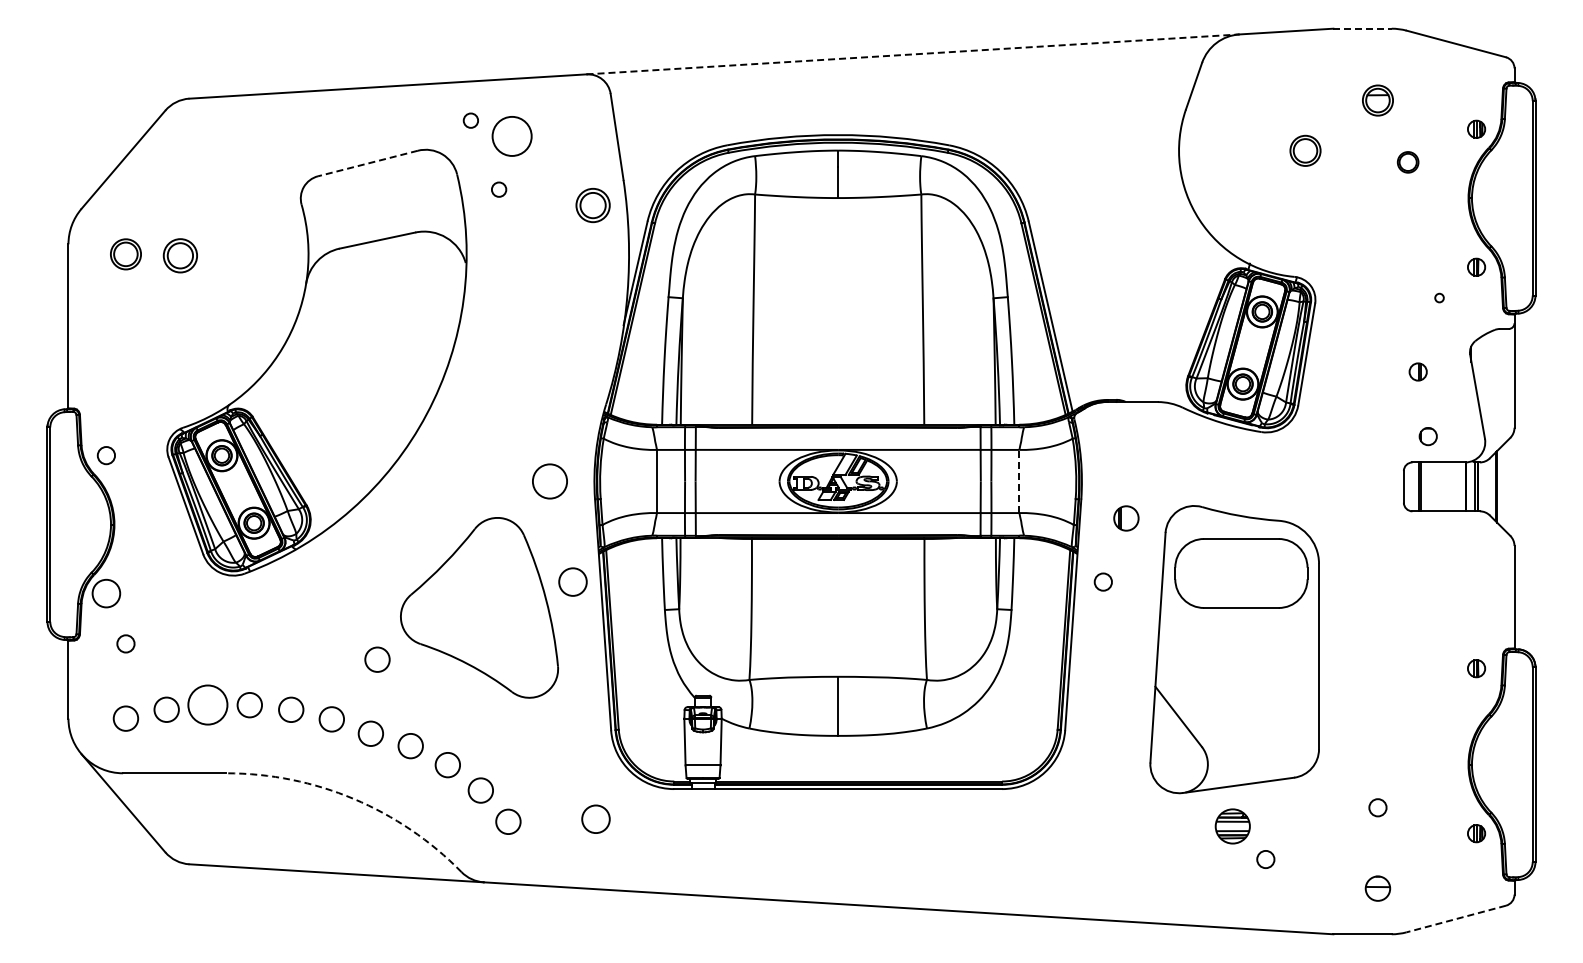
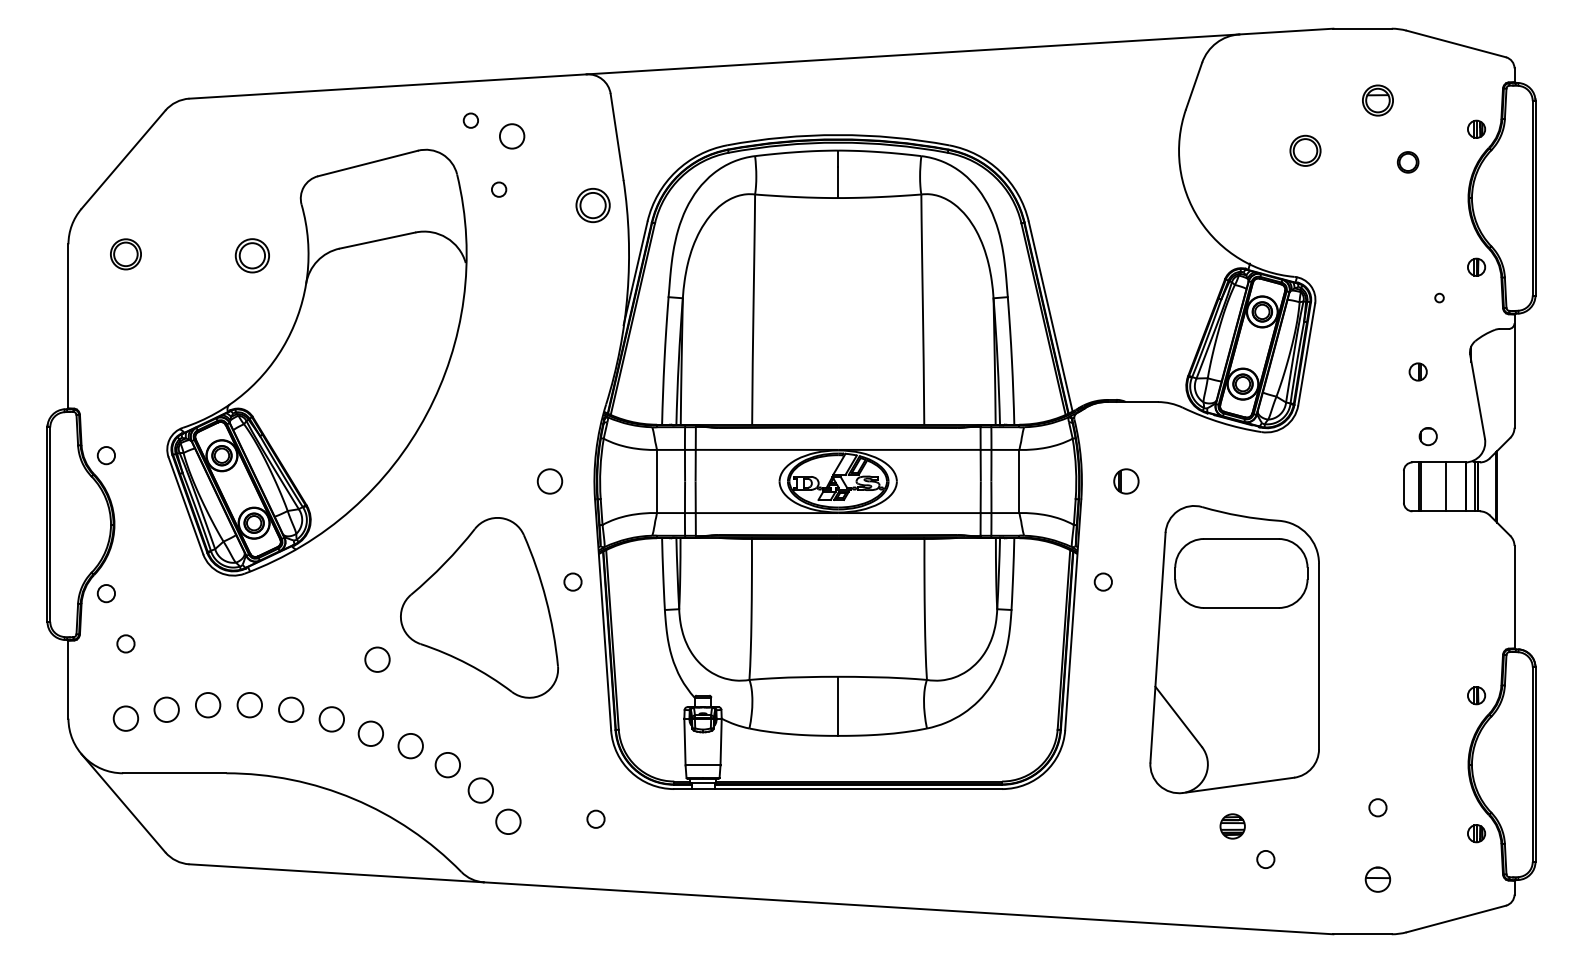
line: dashed -> solid (1363, 28)
line: dashed -> solid (913, 54)
circle diameter: 39 px -> 24 px (511, 136)
line: dashed -> solid (367, 163)
part position: (179, 255) -> (251, 255) (251, 255)
circle size: 36x37 px -> 28x27 px (549, 481)
line: dashed -> solid (1019, 481)
line: none -> present (1445, 486)
part position: (1126, 518) -> (1126, 481) (1126, 481)
circle diameter: 28 px -> 17 px (572, 581)
circle diameter: 28 px -> 17 px (106, 593)
part position: (1476, 668) -> (1476, 695) (1476, 695)
circle size: 42x42 px -> 27x27 px (208, 705)
arc: dashed -> solid (353, 798)
circle diameter: 28 px -> 17 px (595, 818)
part size: 37x37 px -> 27x27 px (1232, 826)
part position: (1377, 888) -> (1377, 879) (1377, 879)
line: dashed -> solid (1455, 919)
